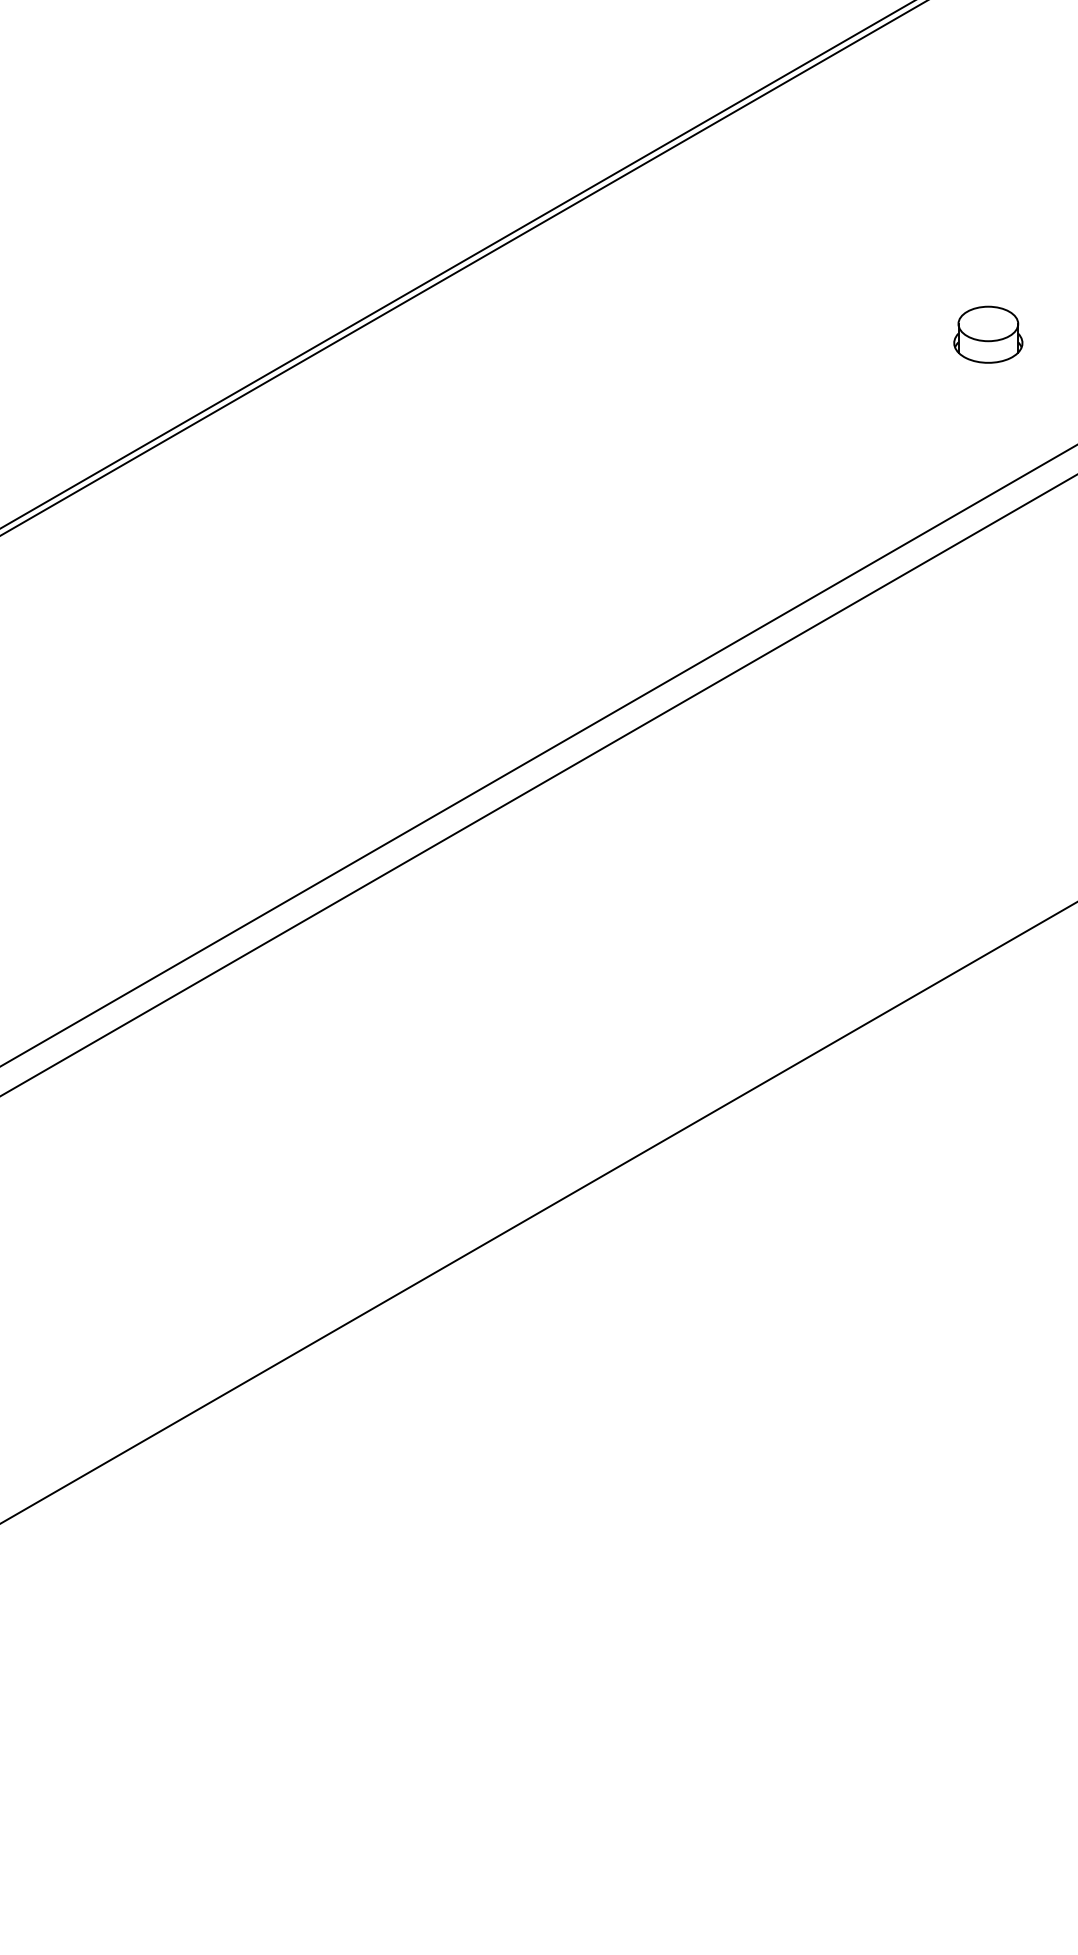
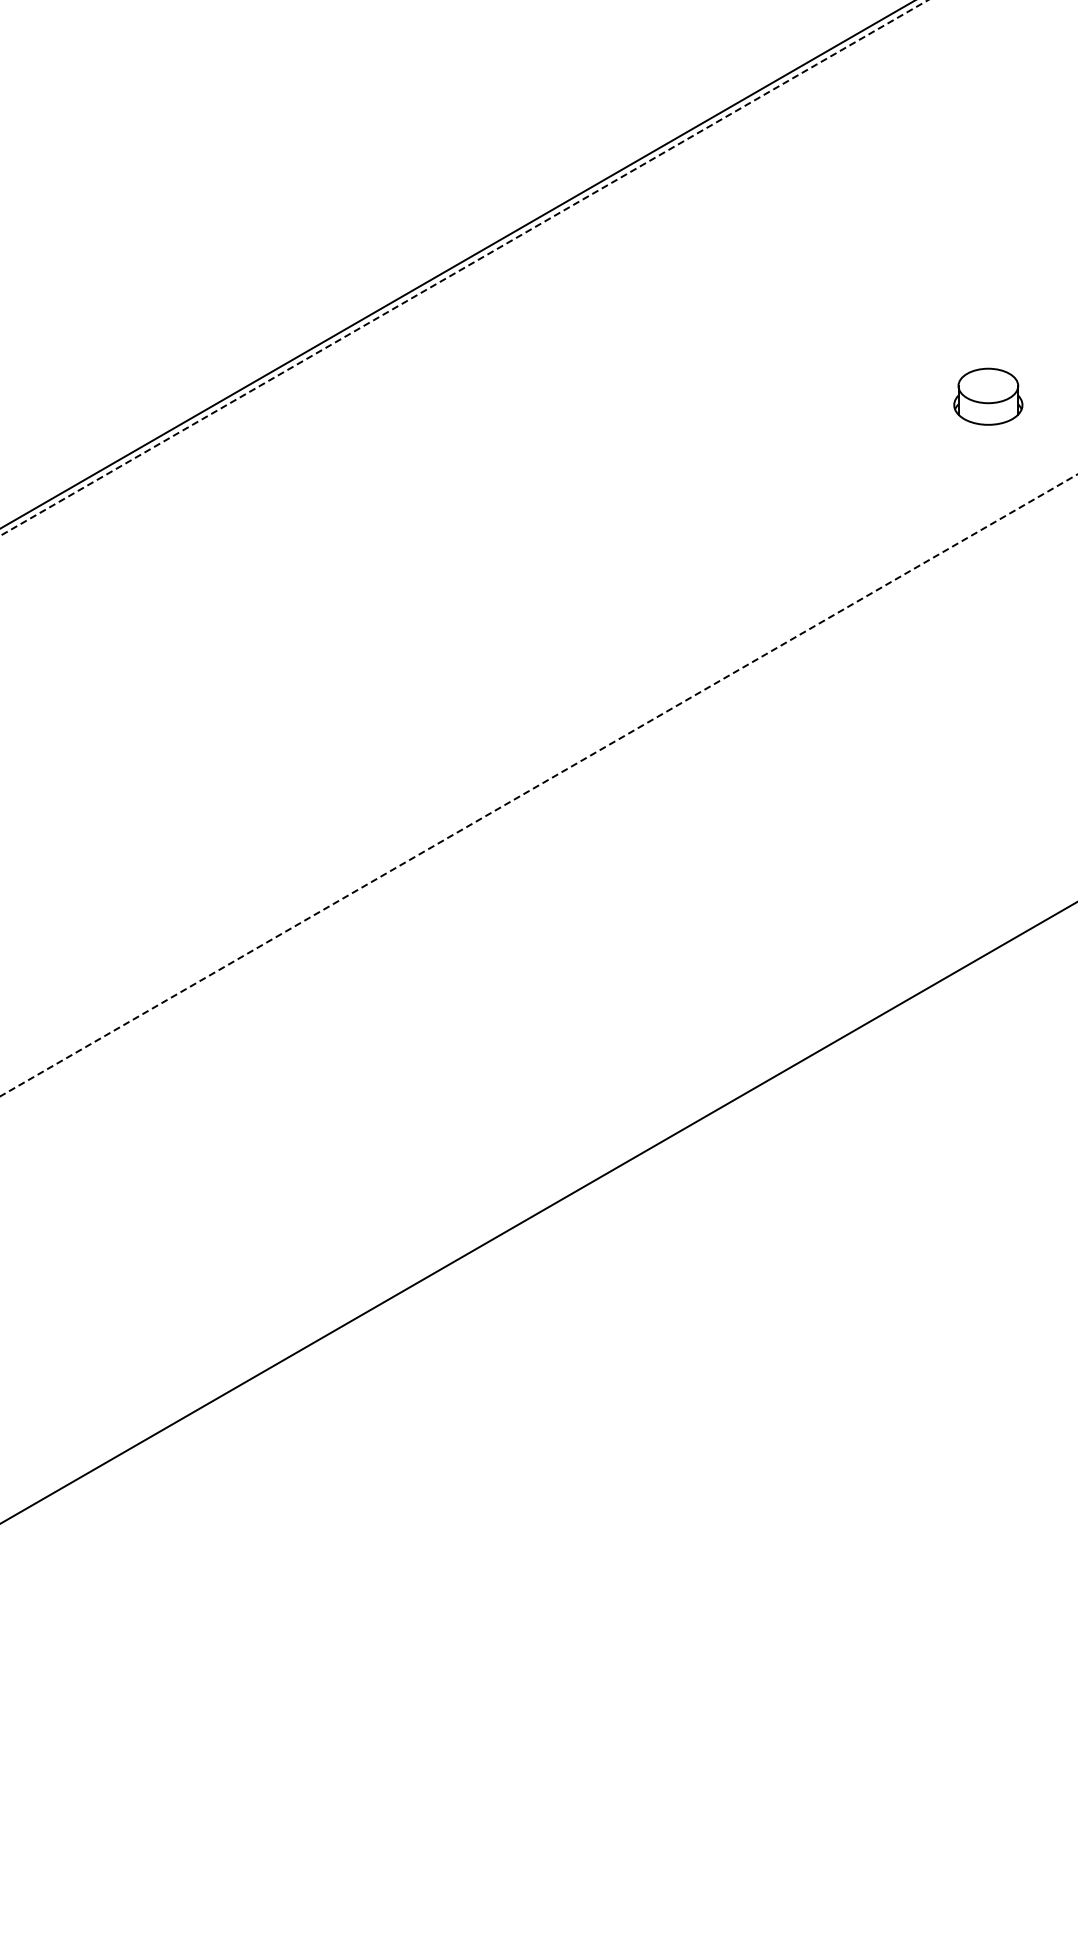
line: solid -> dashed (464, 268)
part position: (988, 334) -> (988, 396) (988, 396)
line: present -> none (538, 755)
line: solid -> dashed (539, 785)
